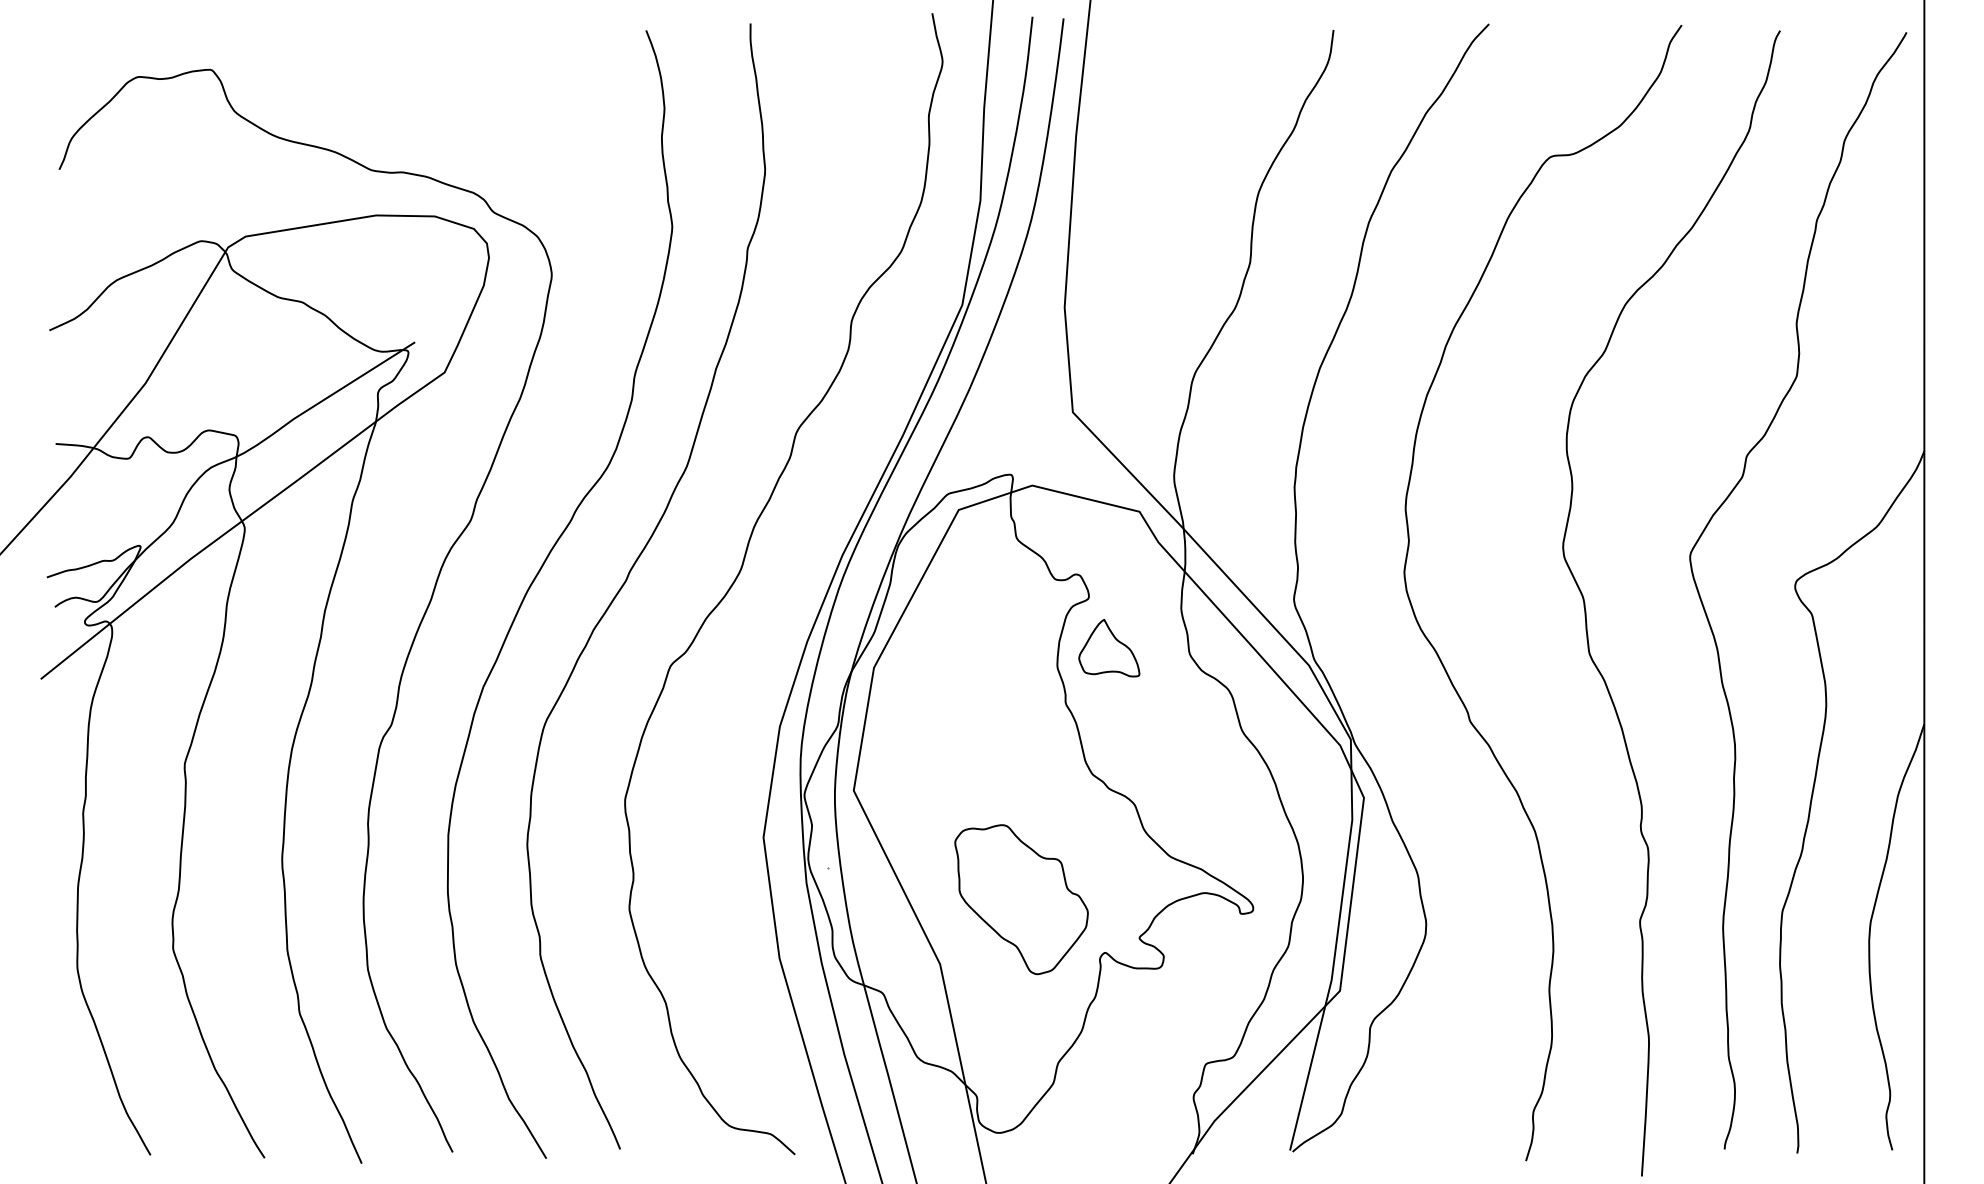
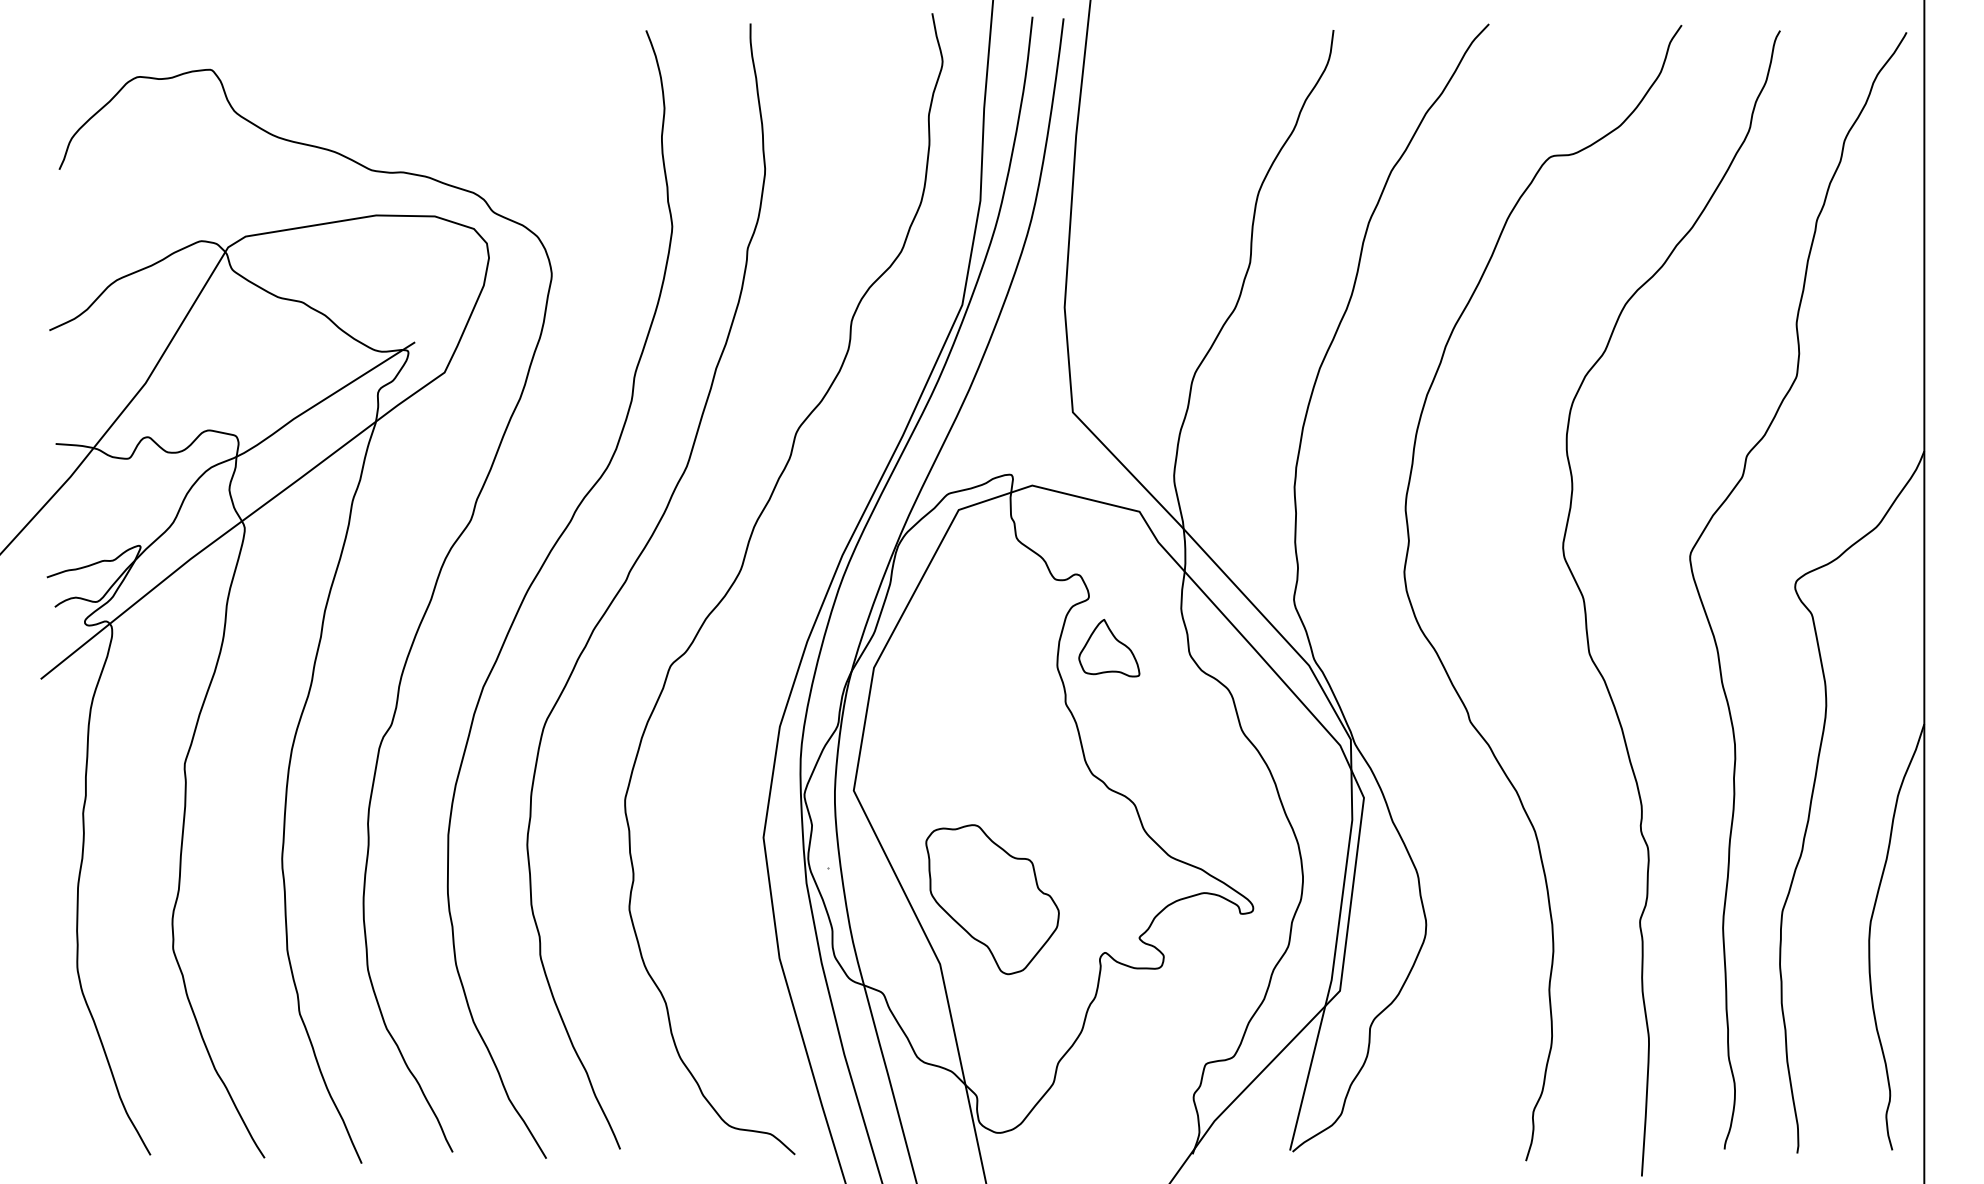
part position: (1021, 899) -> (992, 899) (992, 899)
